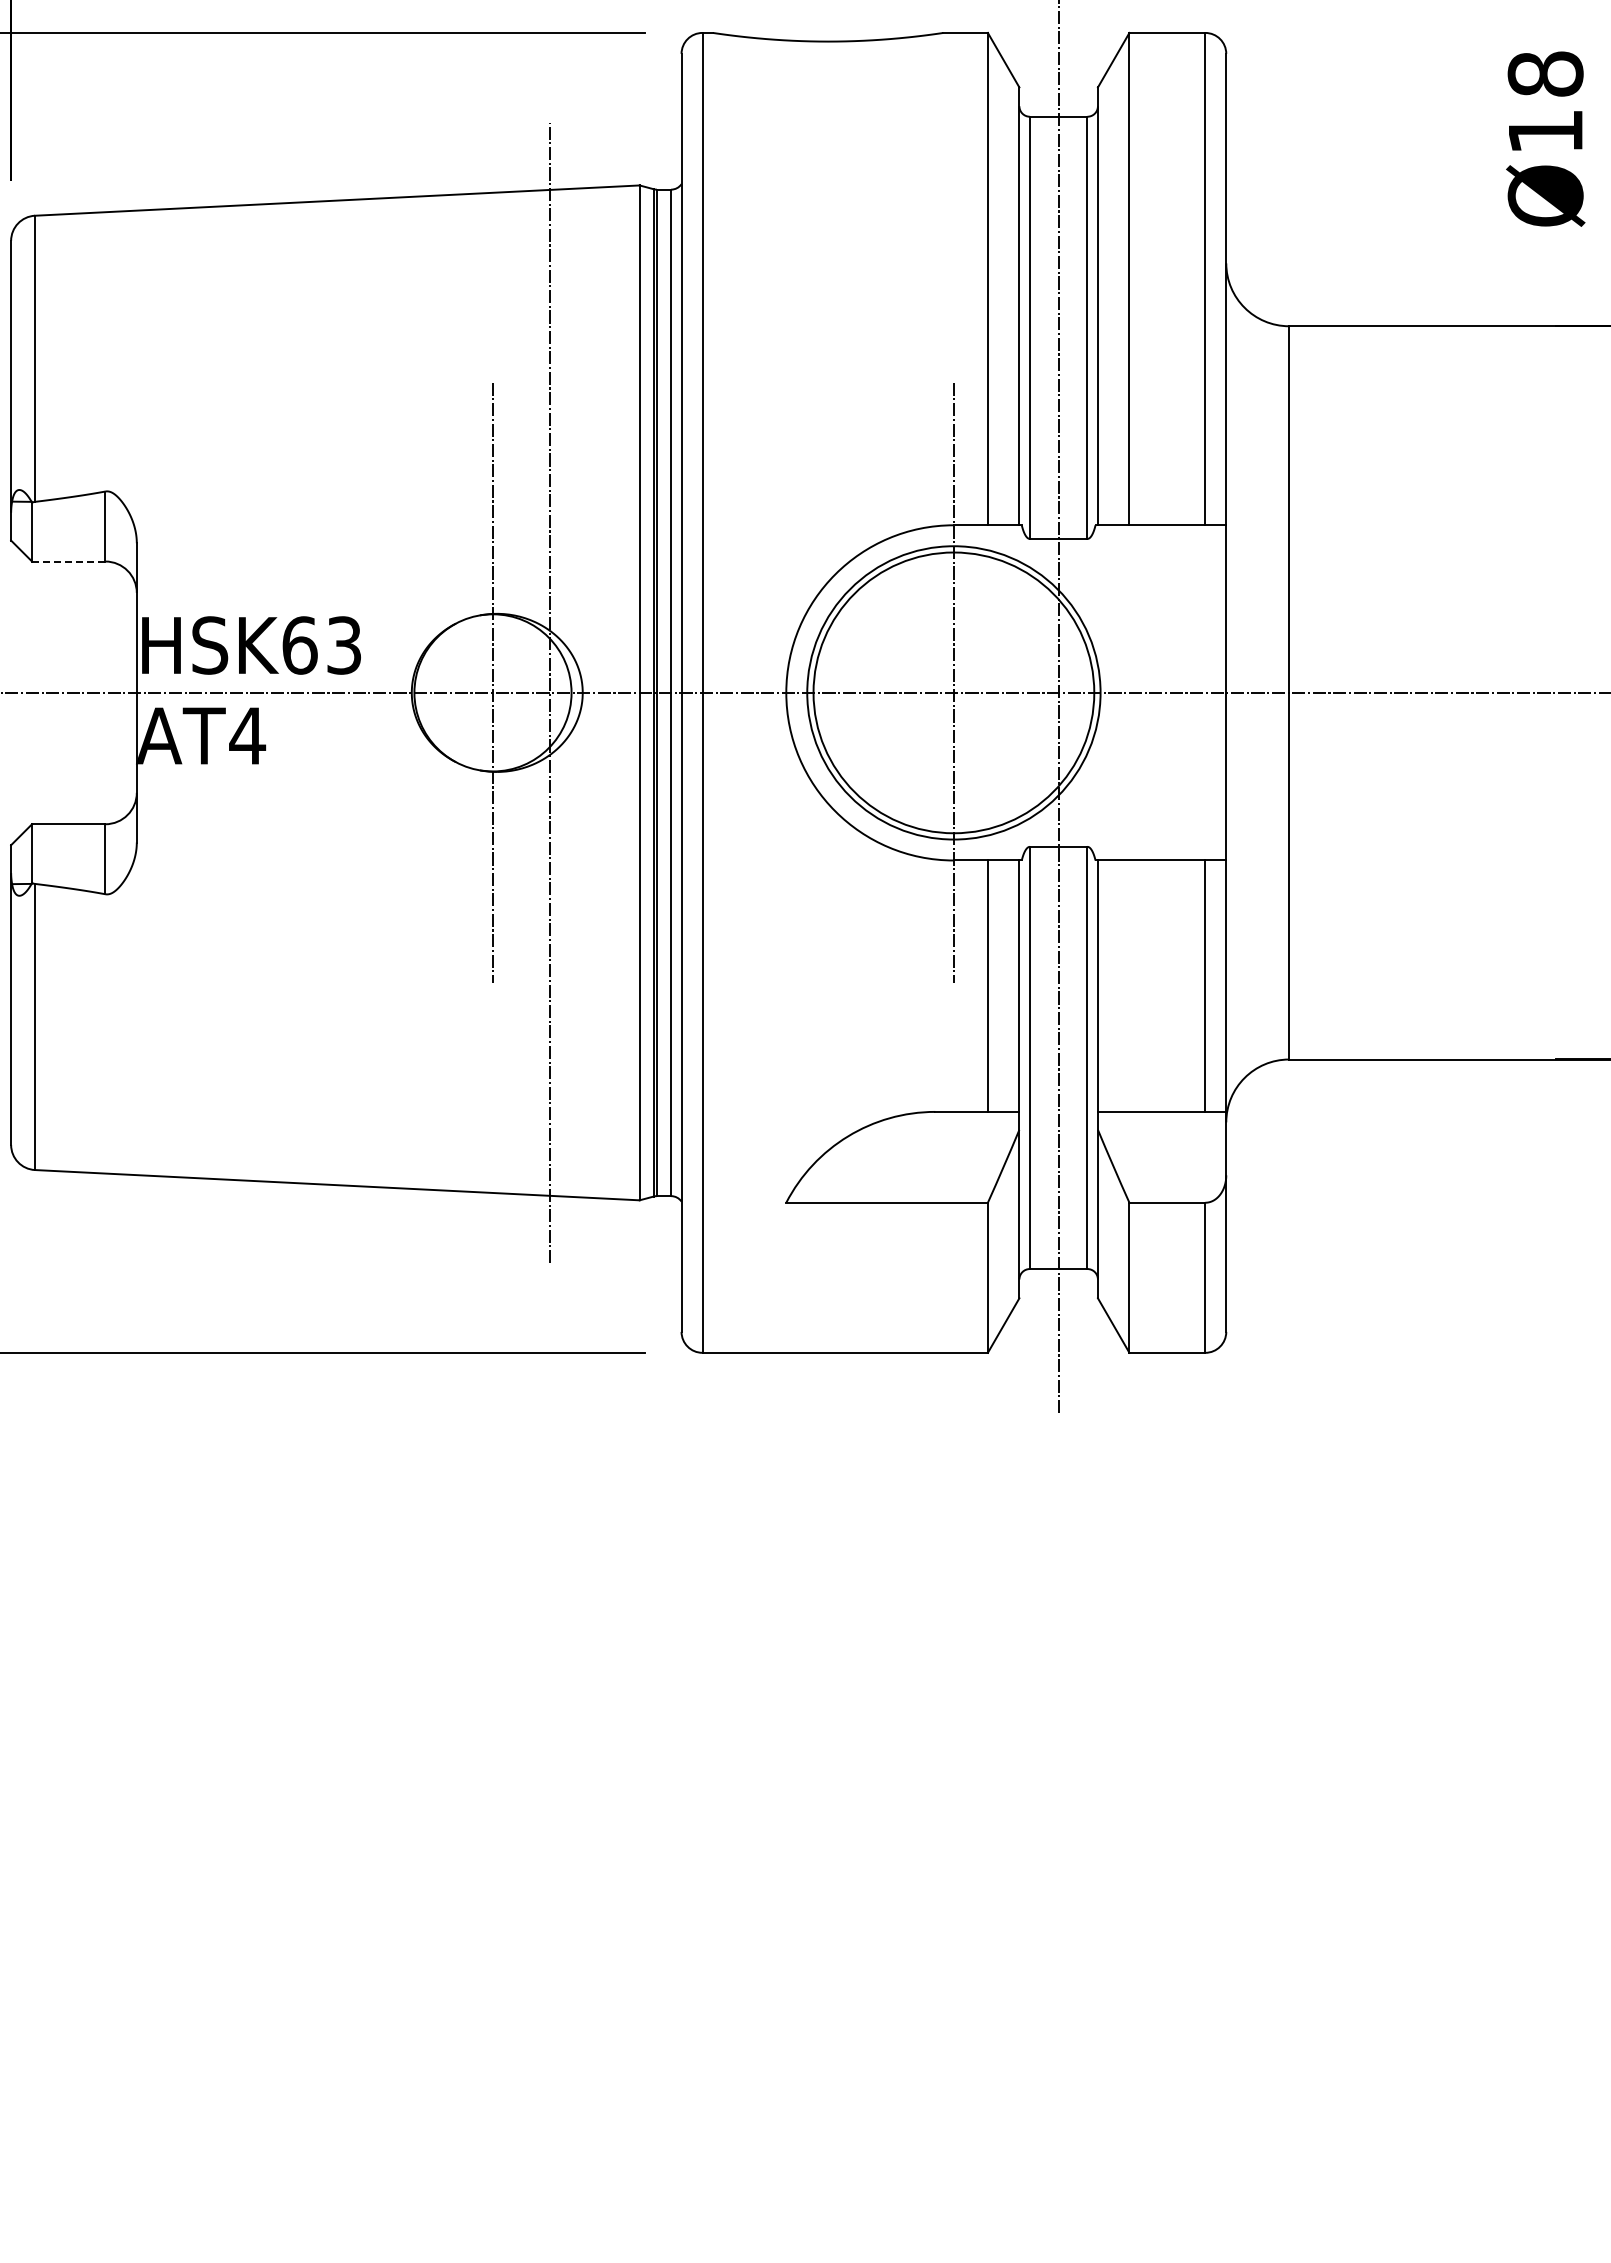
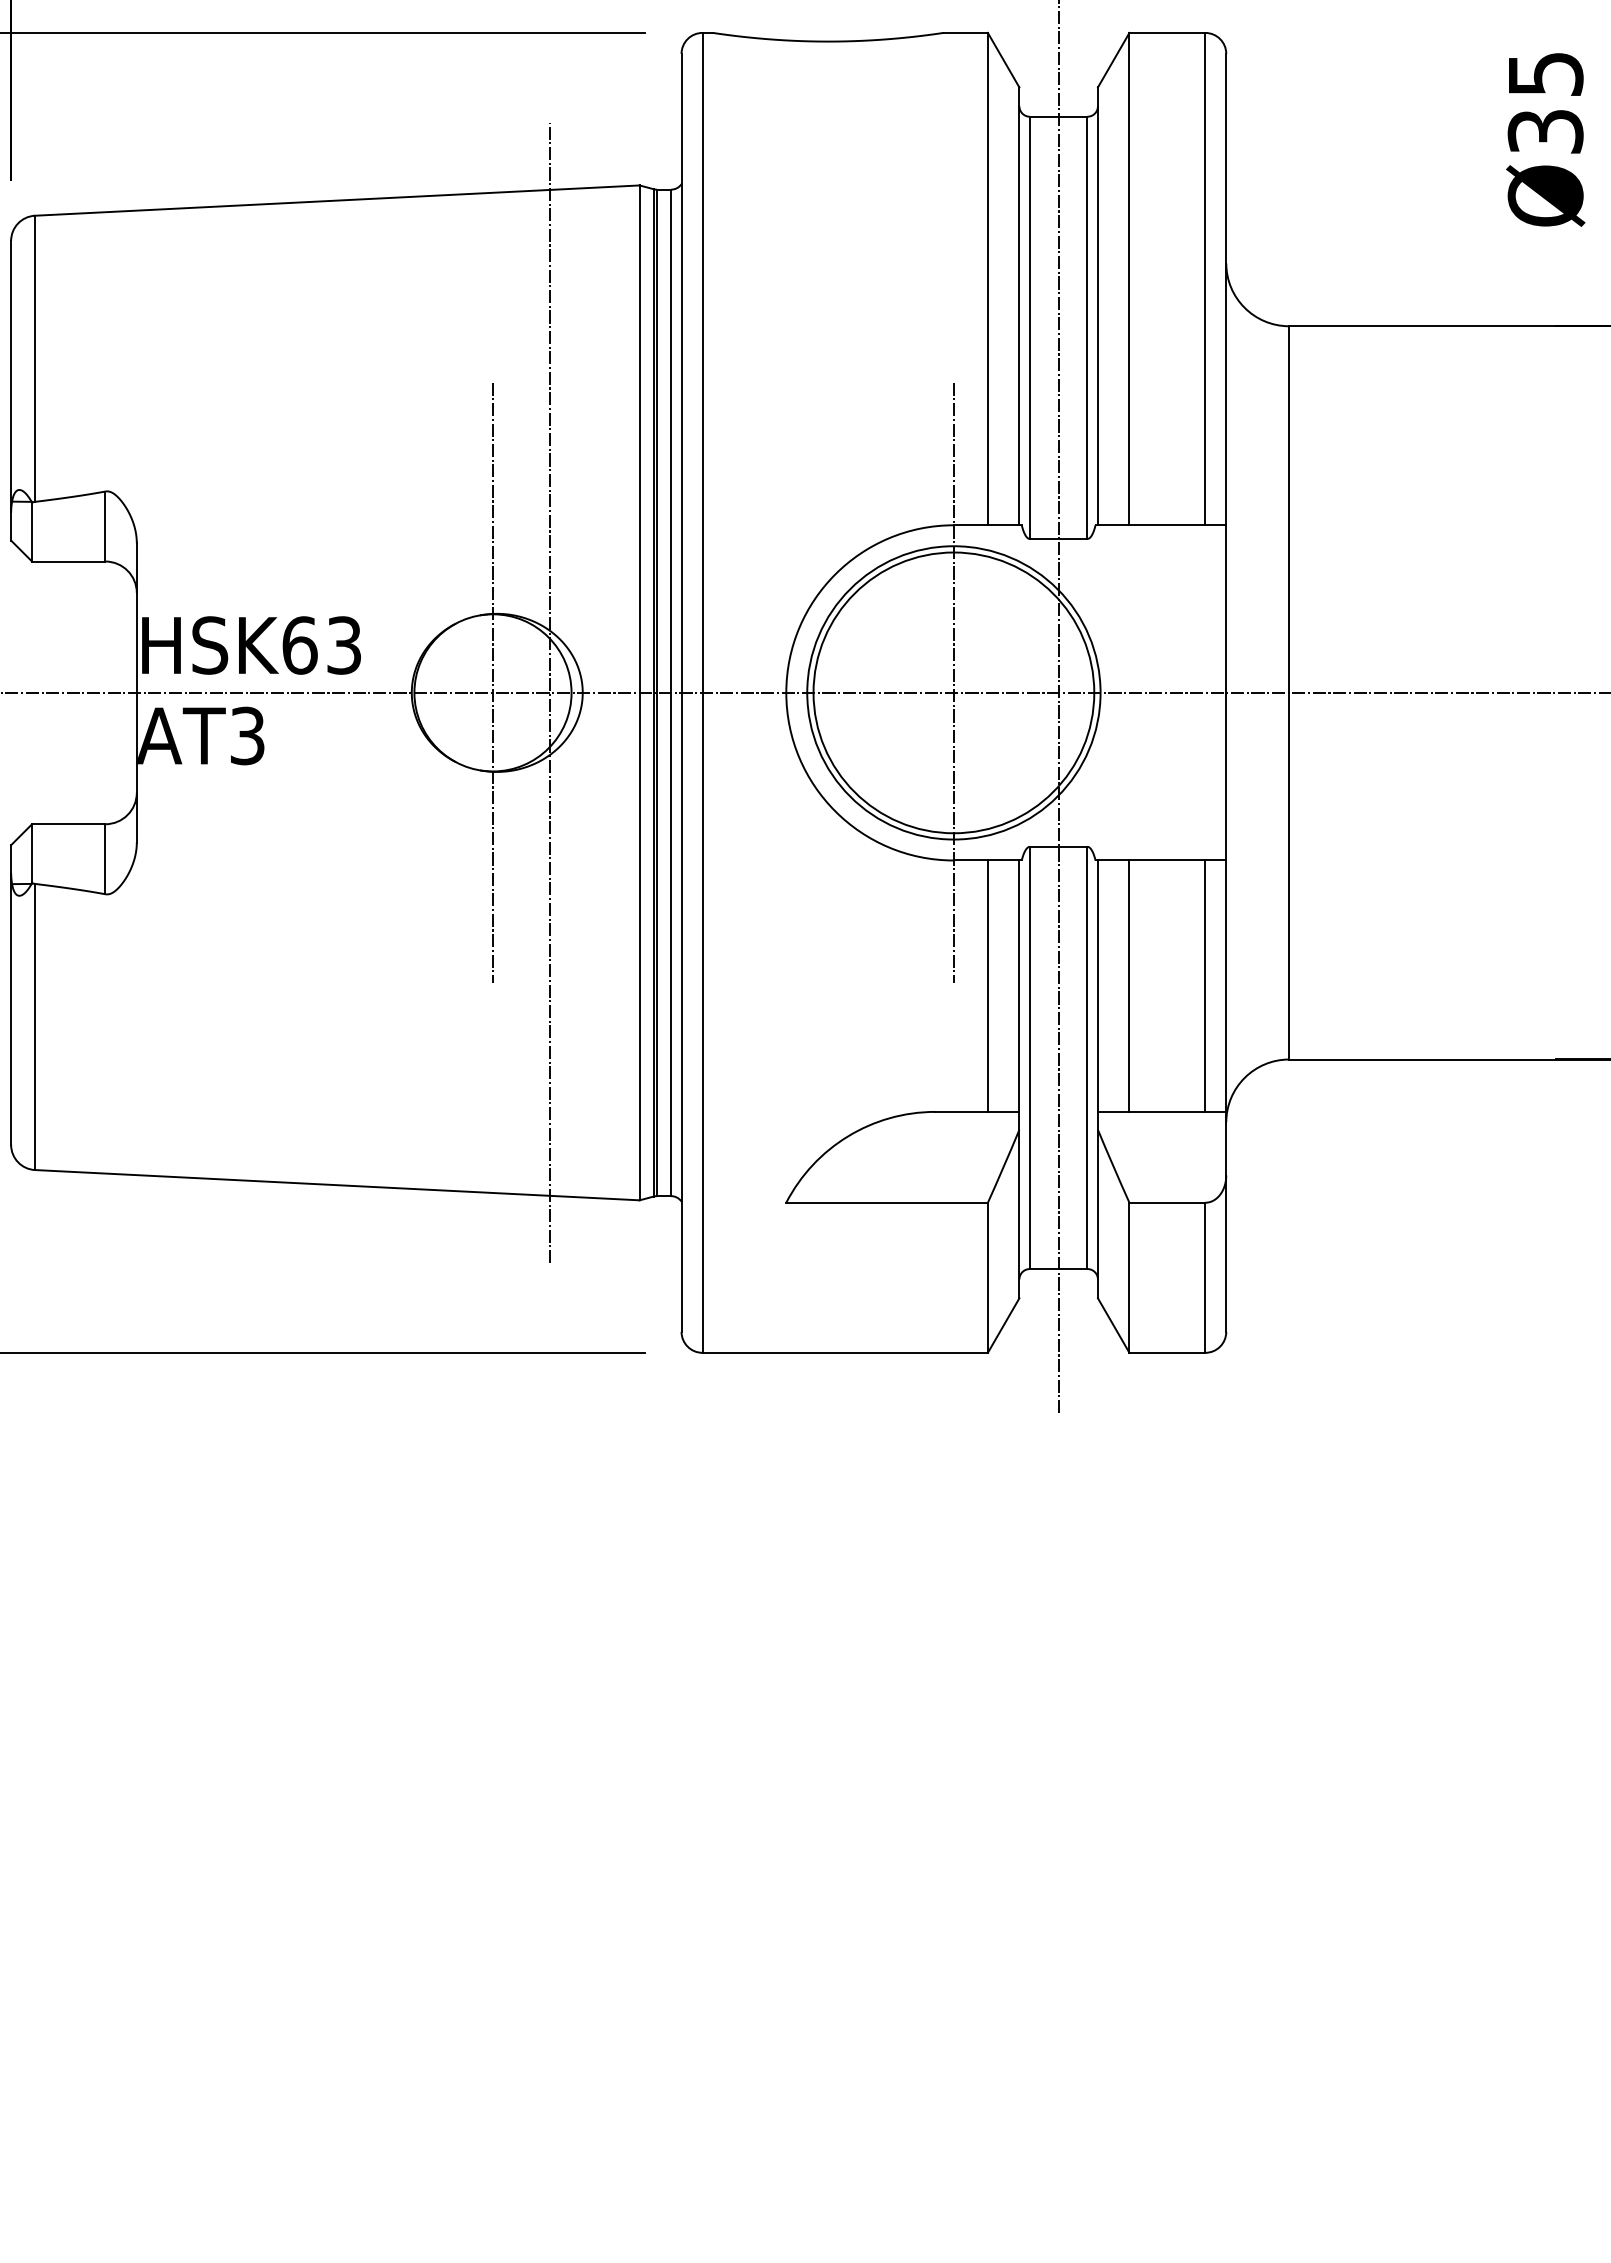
text: Ø18 -> Ø35 (1545, 102)
line: dashed -> solid (68, 561)
text: AT4 -> AT3 (247, 735)
line: none -> present (1129, 985)
